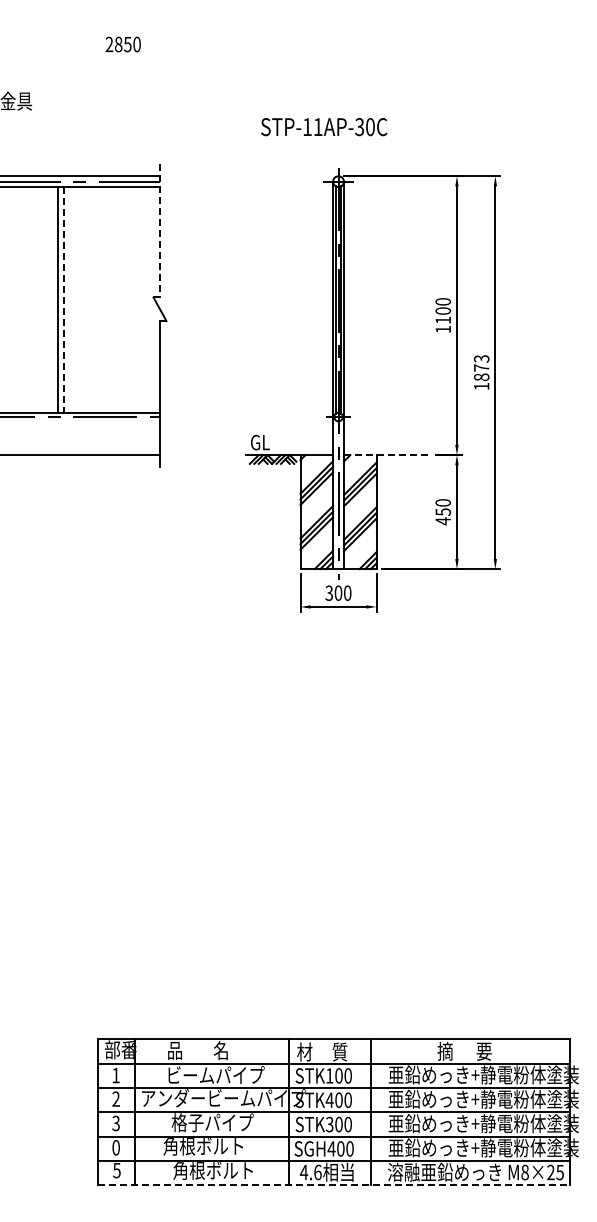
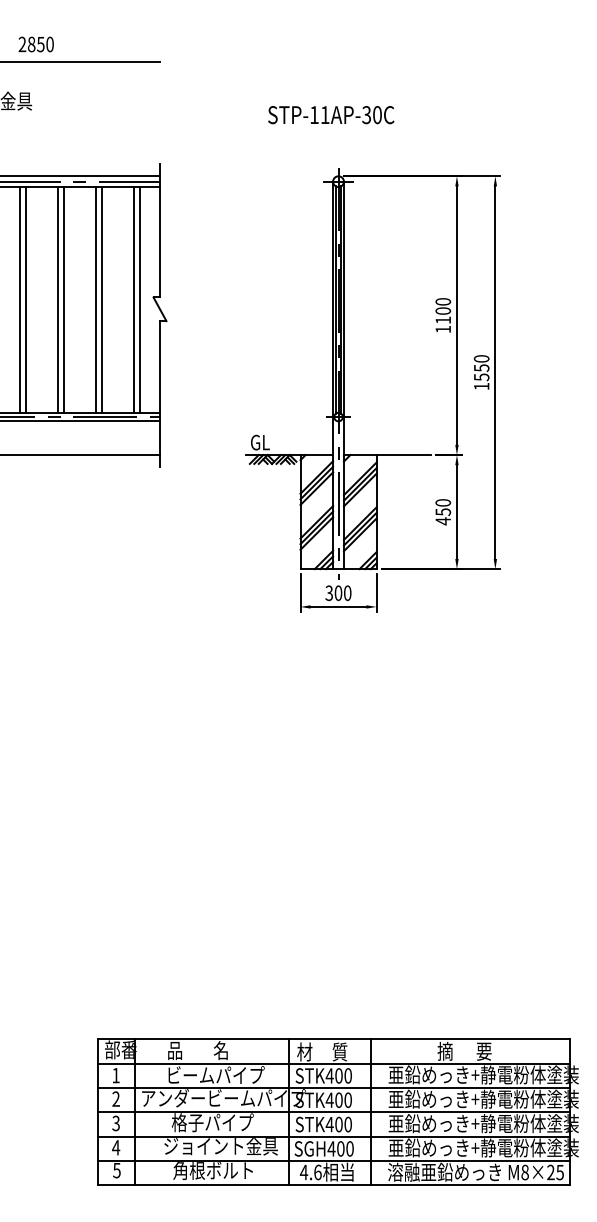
text position: (122, 44) -> (35, 44) (35, 44)
line: none -> present (81, 62)
text position: (324, 127) -> (331, 115) (331, 115)
line: dashed -> solid (160, 230)
line: none -> present (20, 299)
line: none -> present (25, 299)
line: dashed -> solid (63, 299)
line: none -> present (96, 299)
line: none -> present (101, 299)
line: none -> present (134, 299)
line: none -> present (139, 299)
text: 1873 -> 1550 (481, 368)
line: none -> present (81, 421)
line: dashed -> solid (387, 455)
text: STK100 -> STK400 (329, 1075)
text: STK300 -> STK400 (329, 1124)
text: 角根ボルト -> ジョイント金具 (220, 1146)
text: 0 -> 4 (116, 1147)
line: dashed -> solid (334, 1185)
